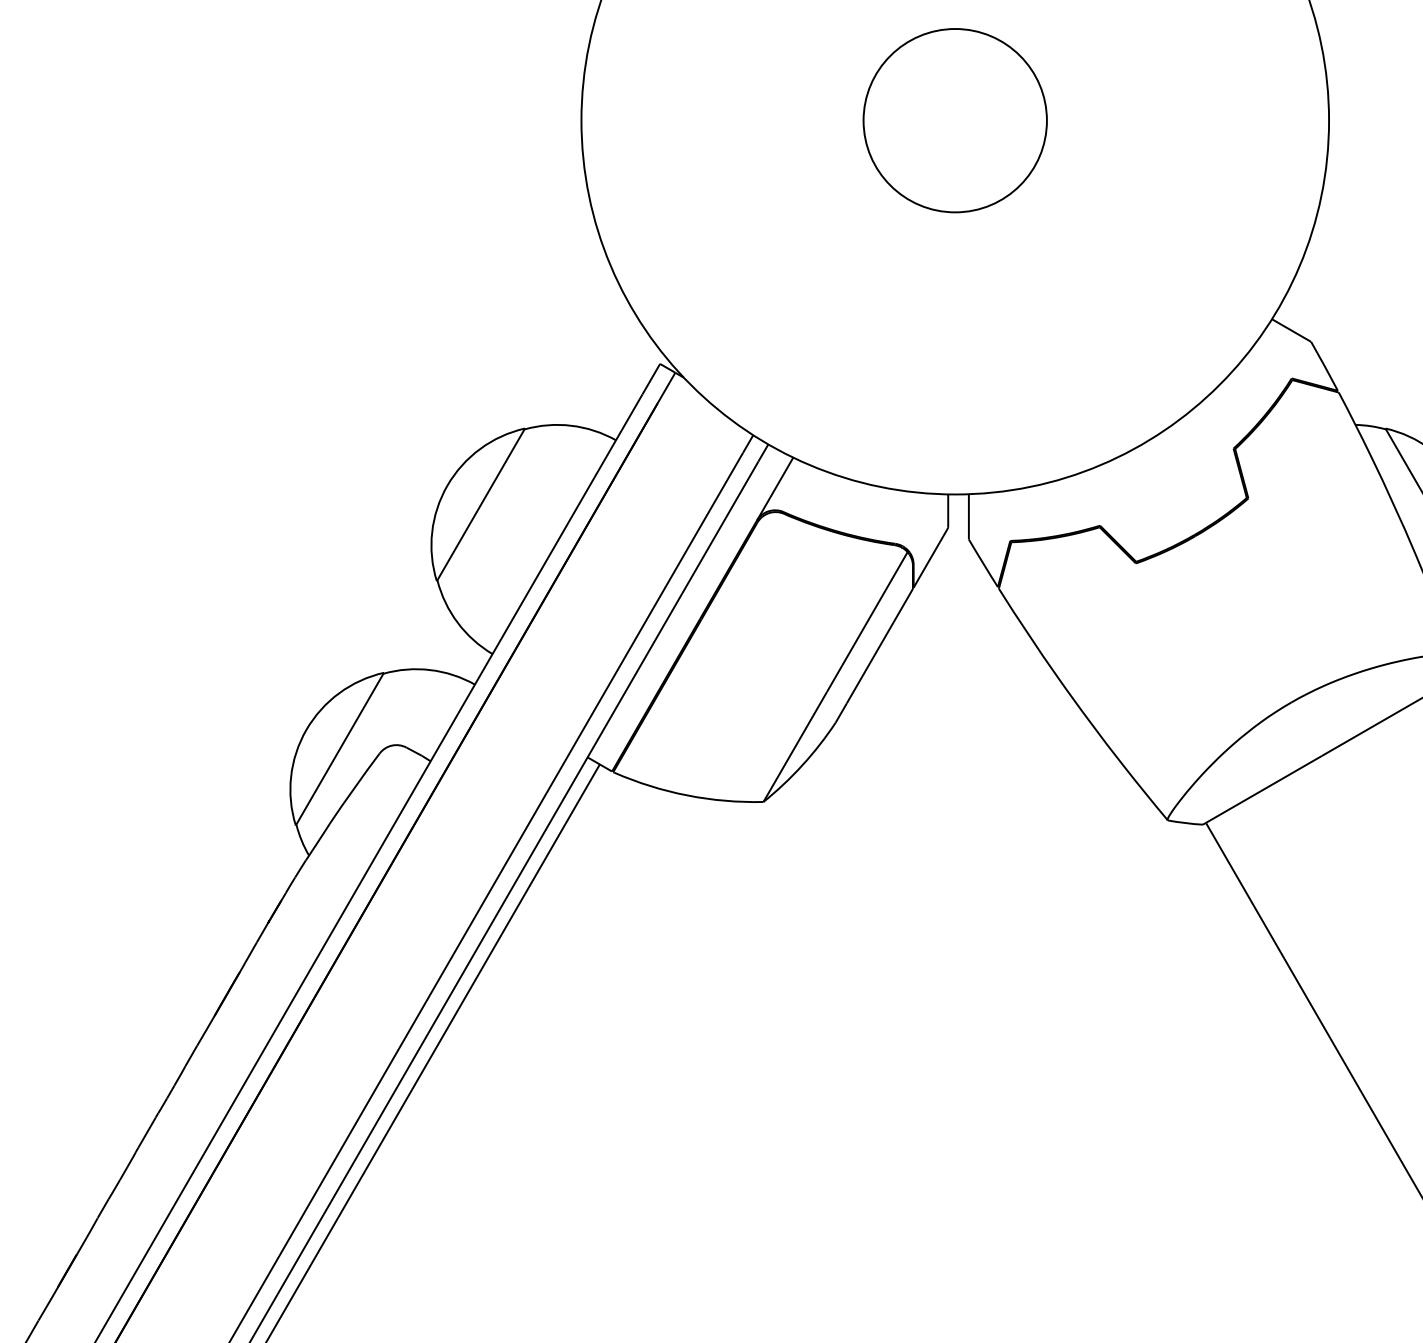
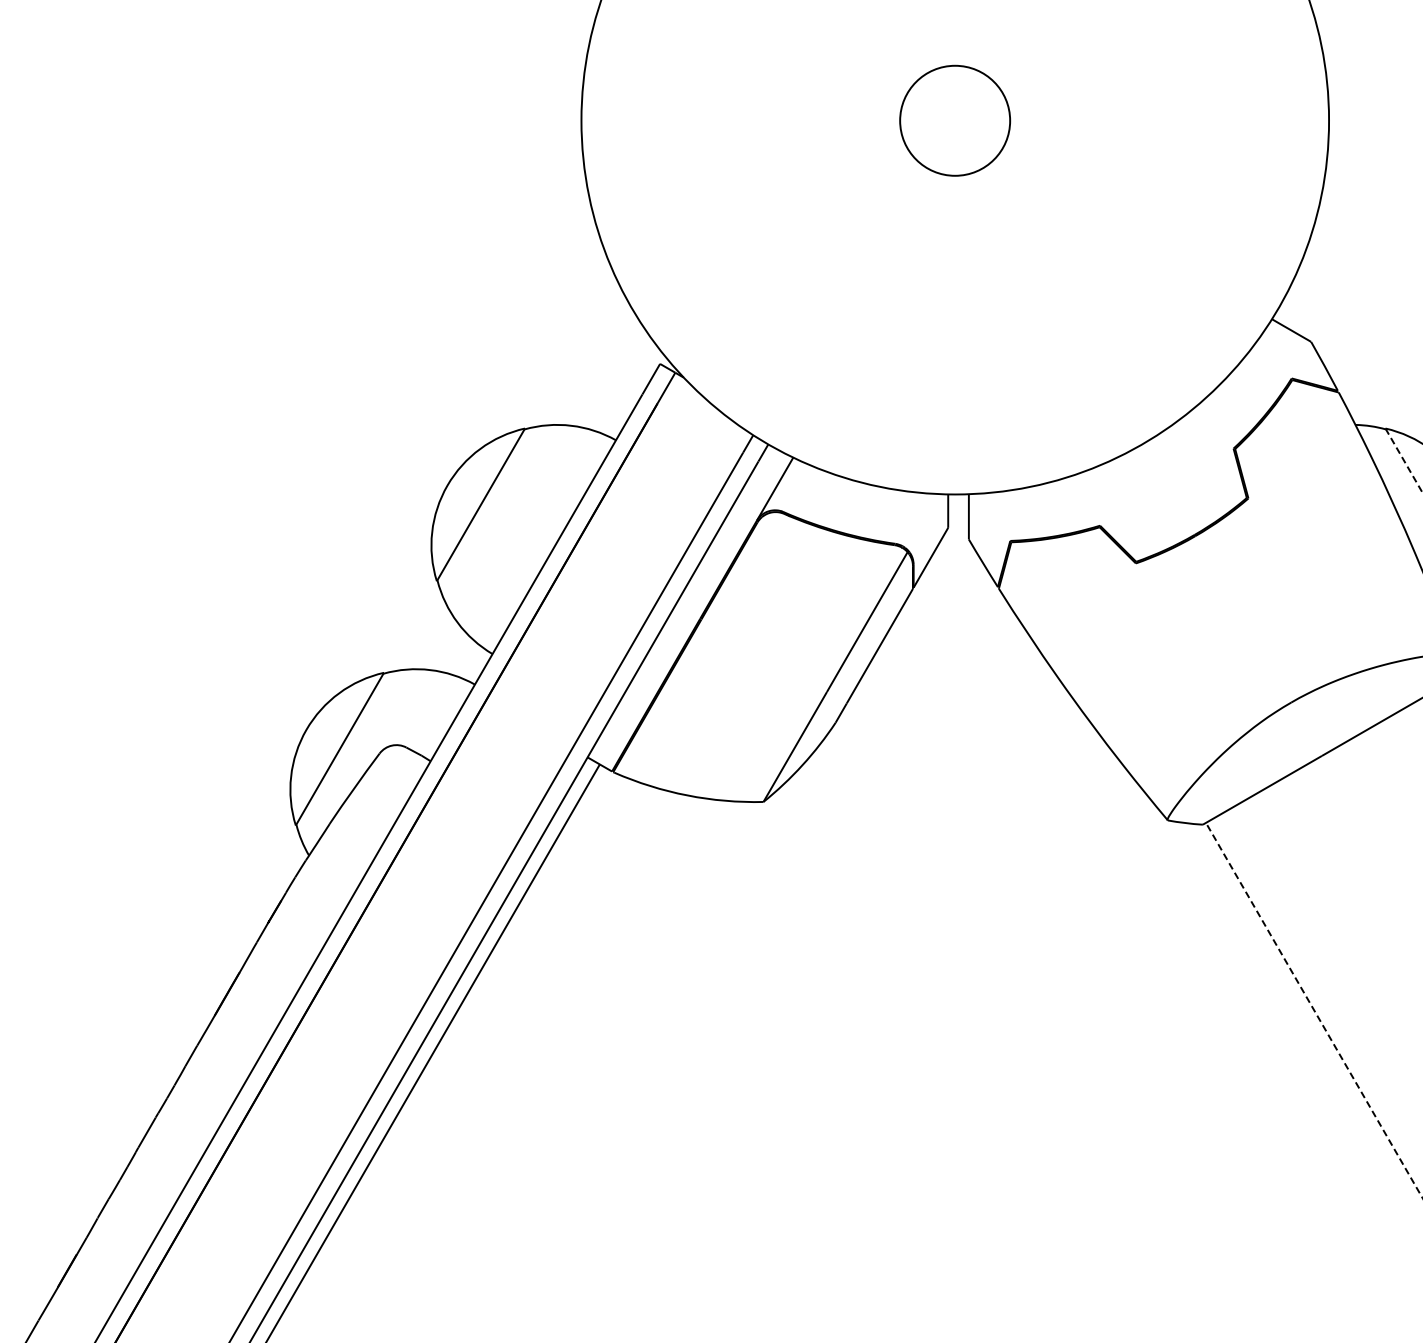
circle size: 186x186 px -> 113x113 px (955, 120)
line: solid -> dashed (1404, 461)
line: solid -> dashed (1314, 1010)
